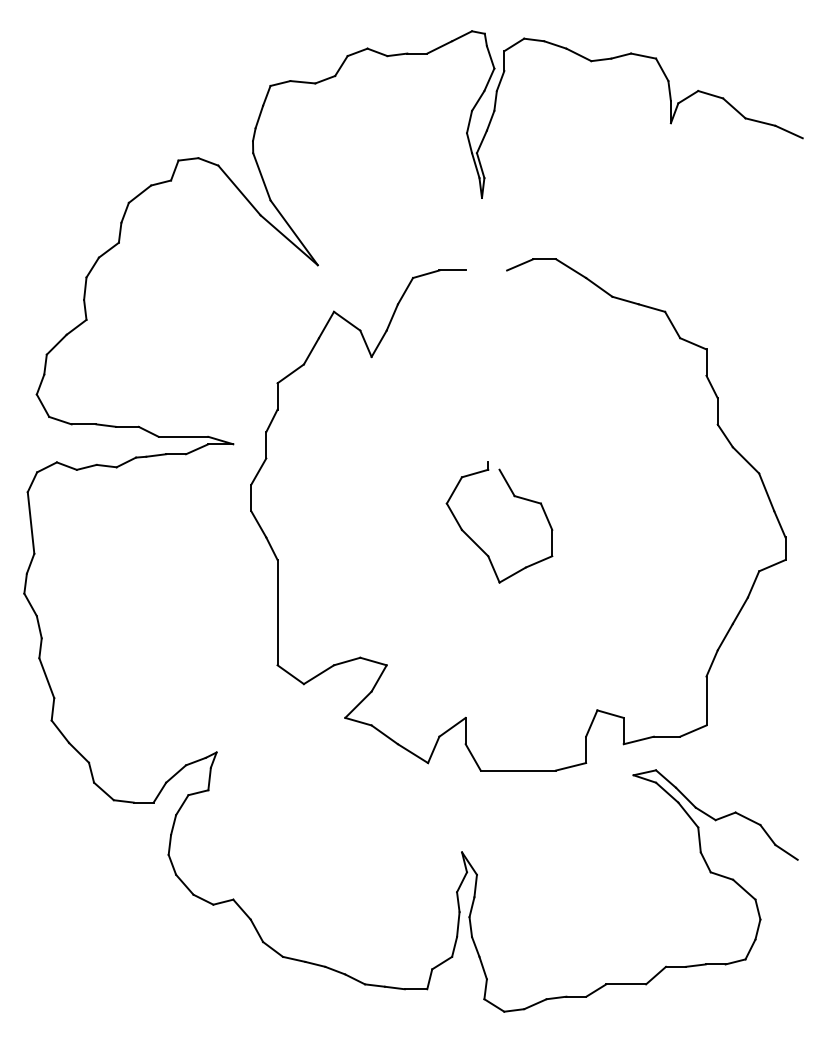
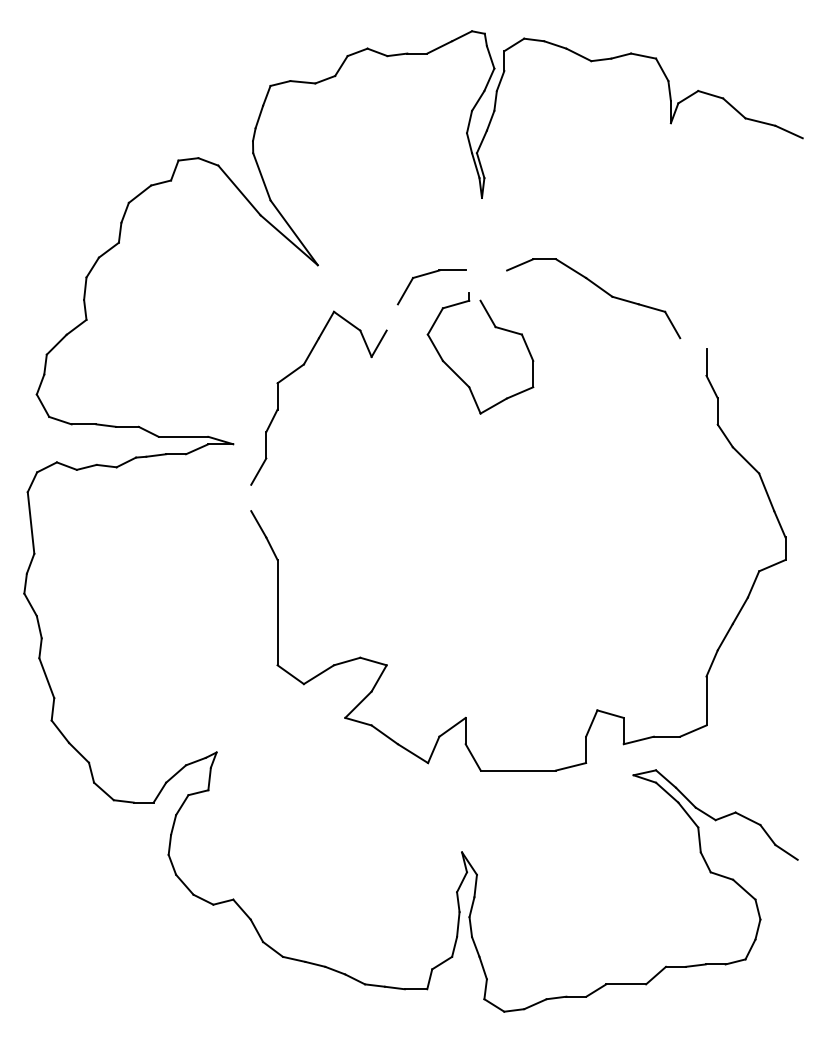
line: present -> none (391, 317)
line: present -> none (693, 343)
line: present -> none (251, 497)
part position: (514, 497) -> (495, 328) (495, 328)
